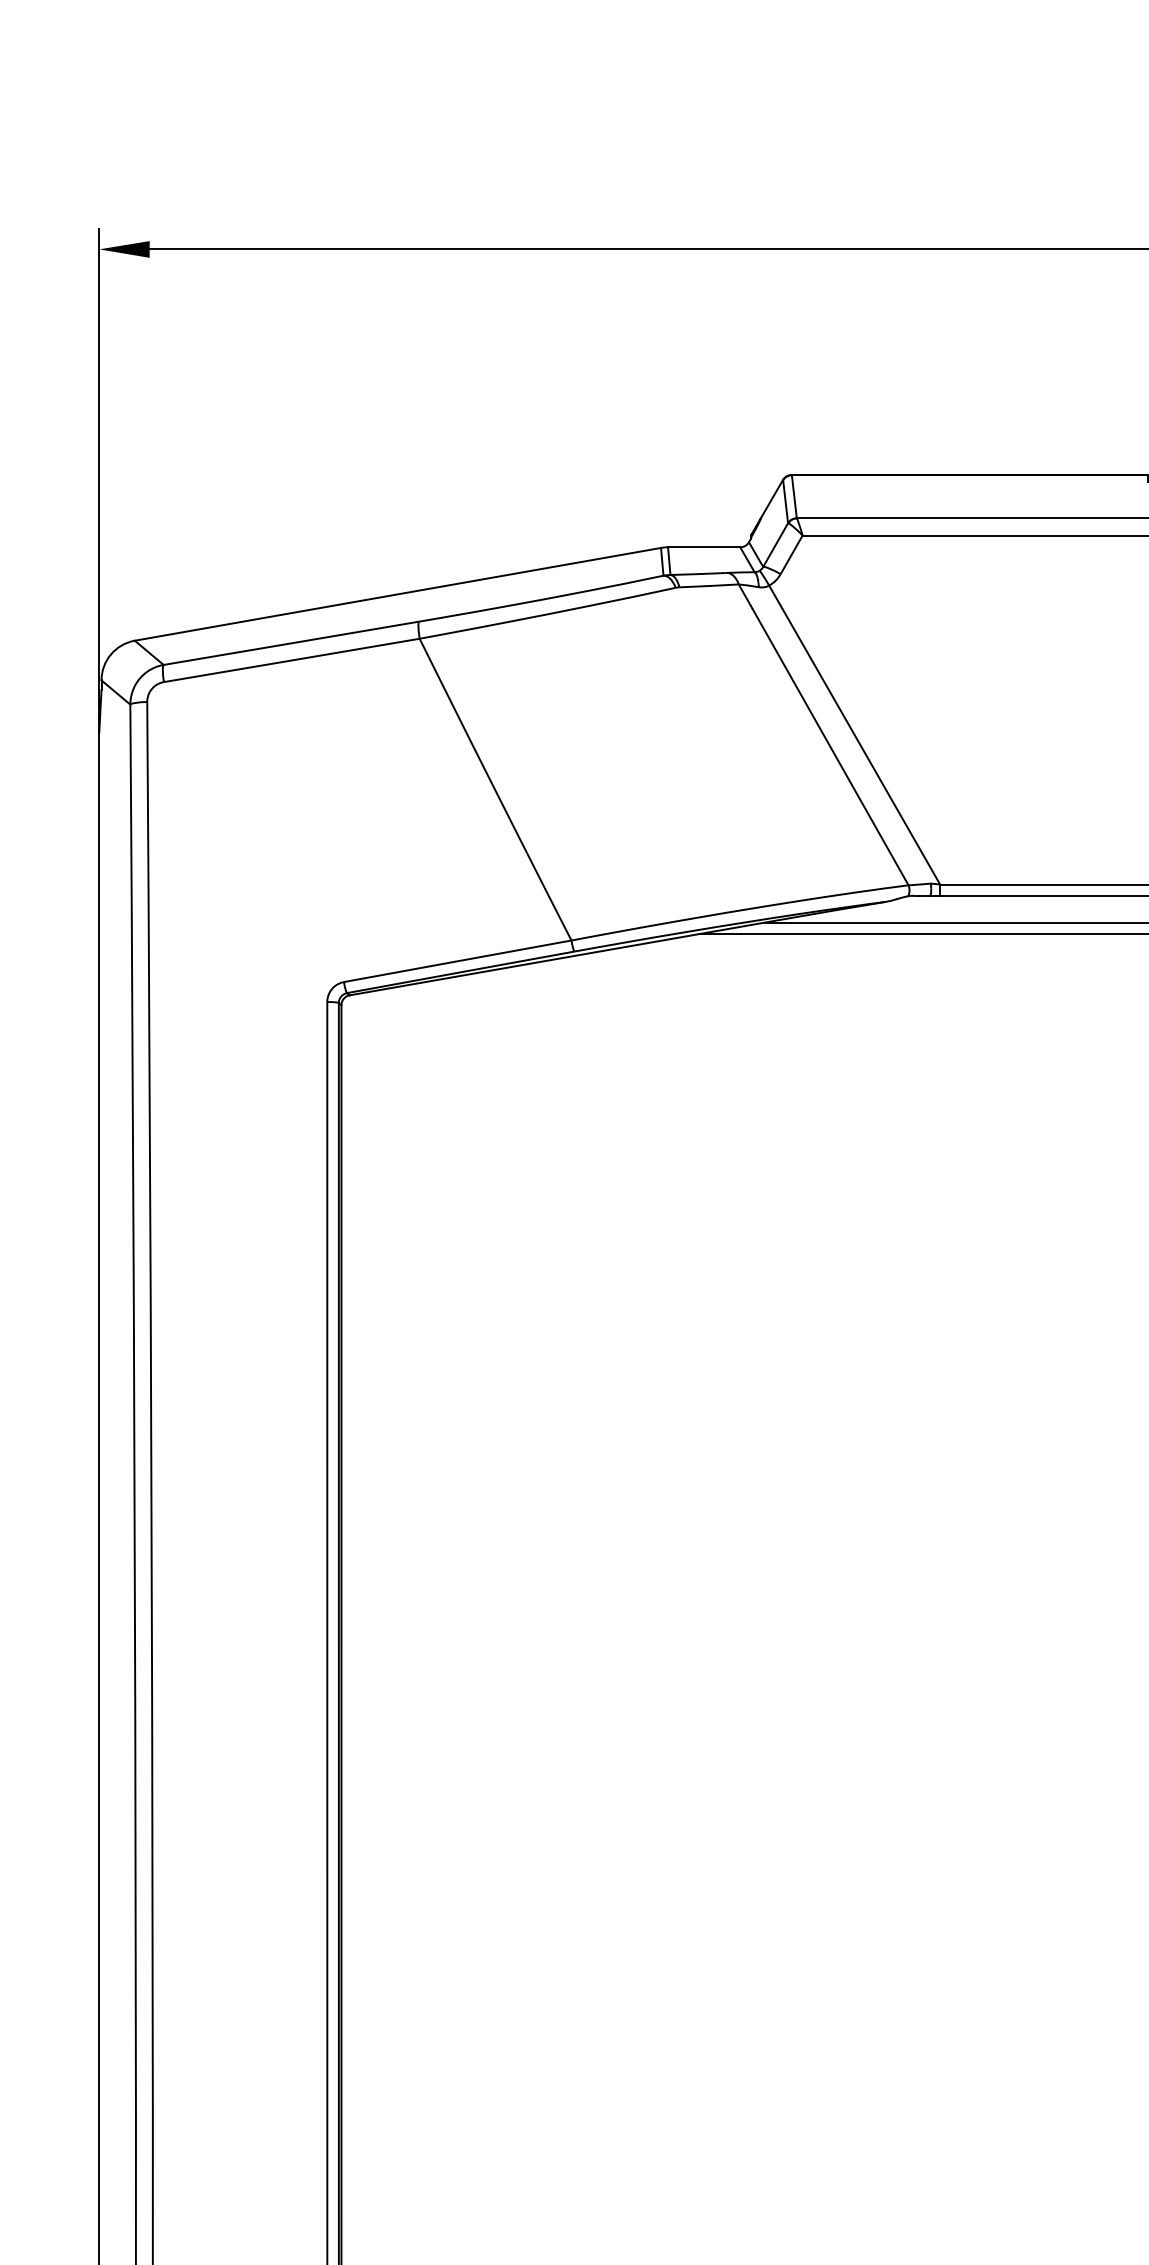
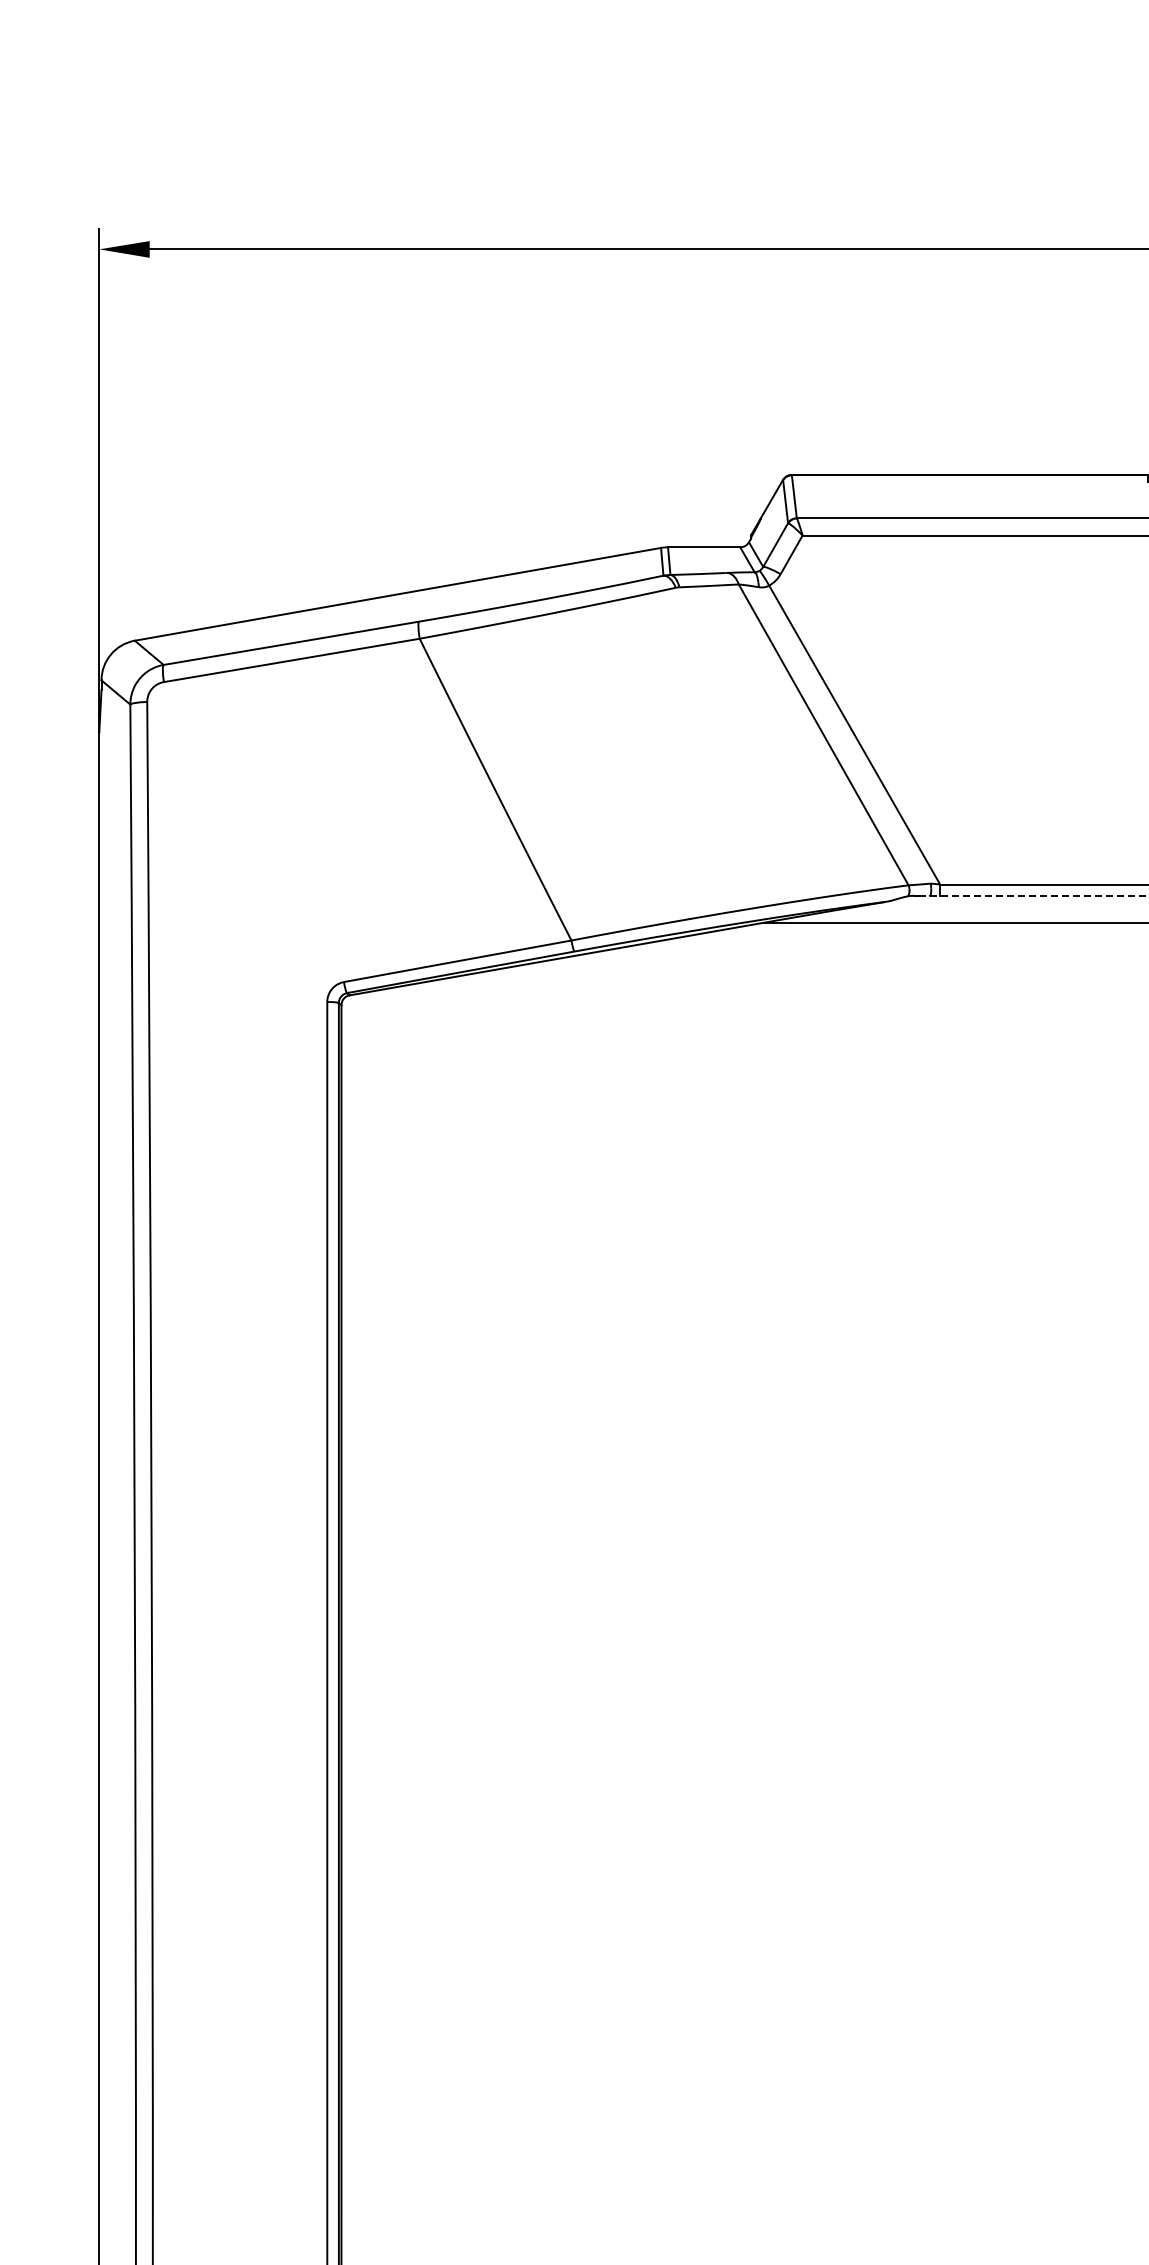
line: solid -> dashed (1034, 895)
line: present -> none (922, 934)
